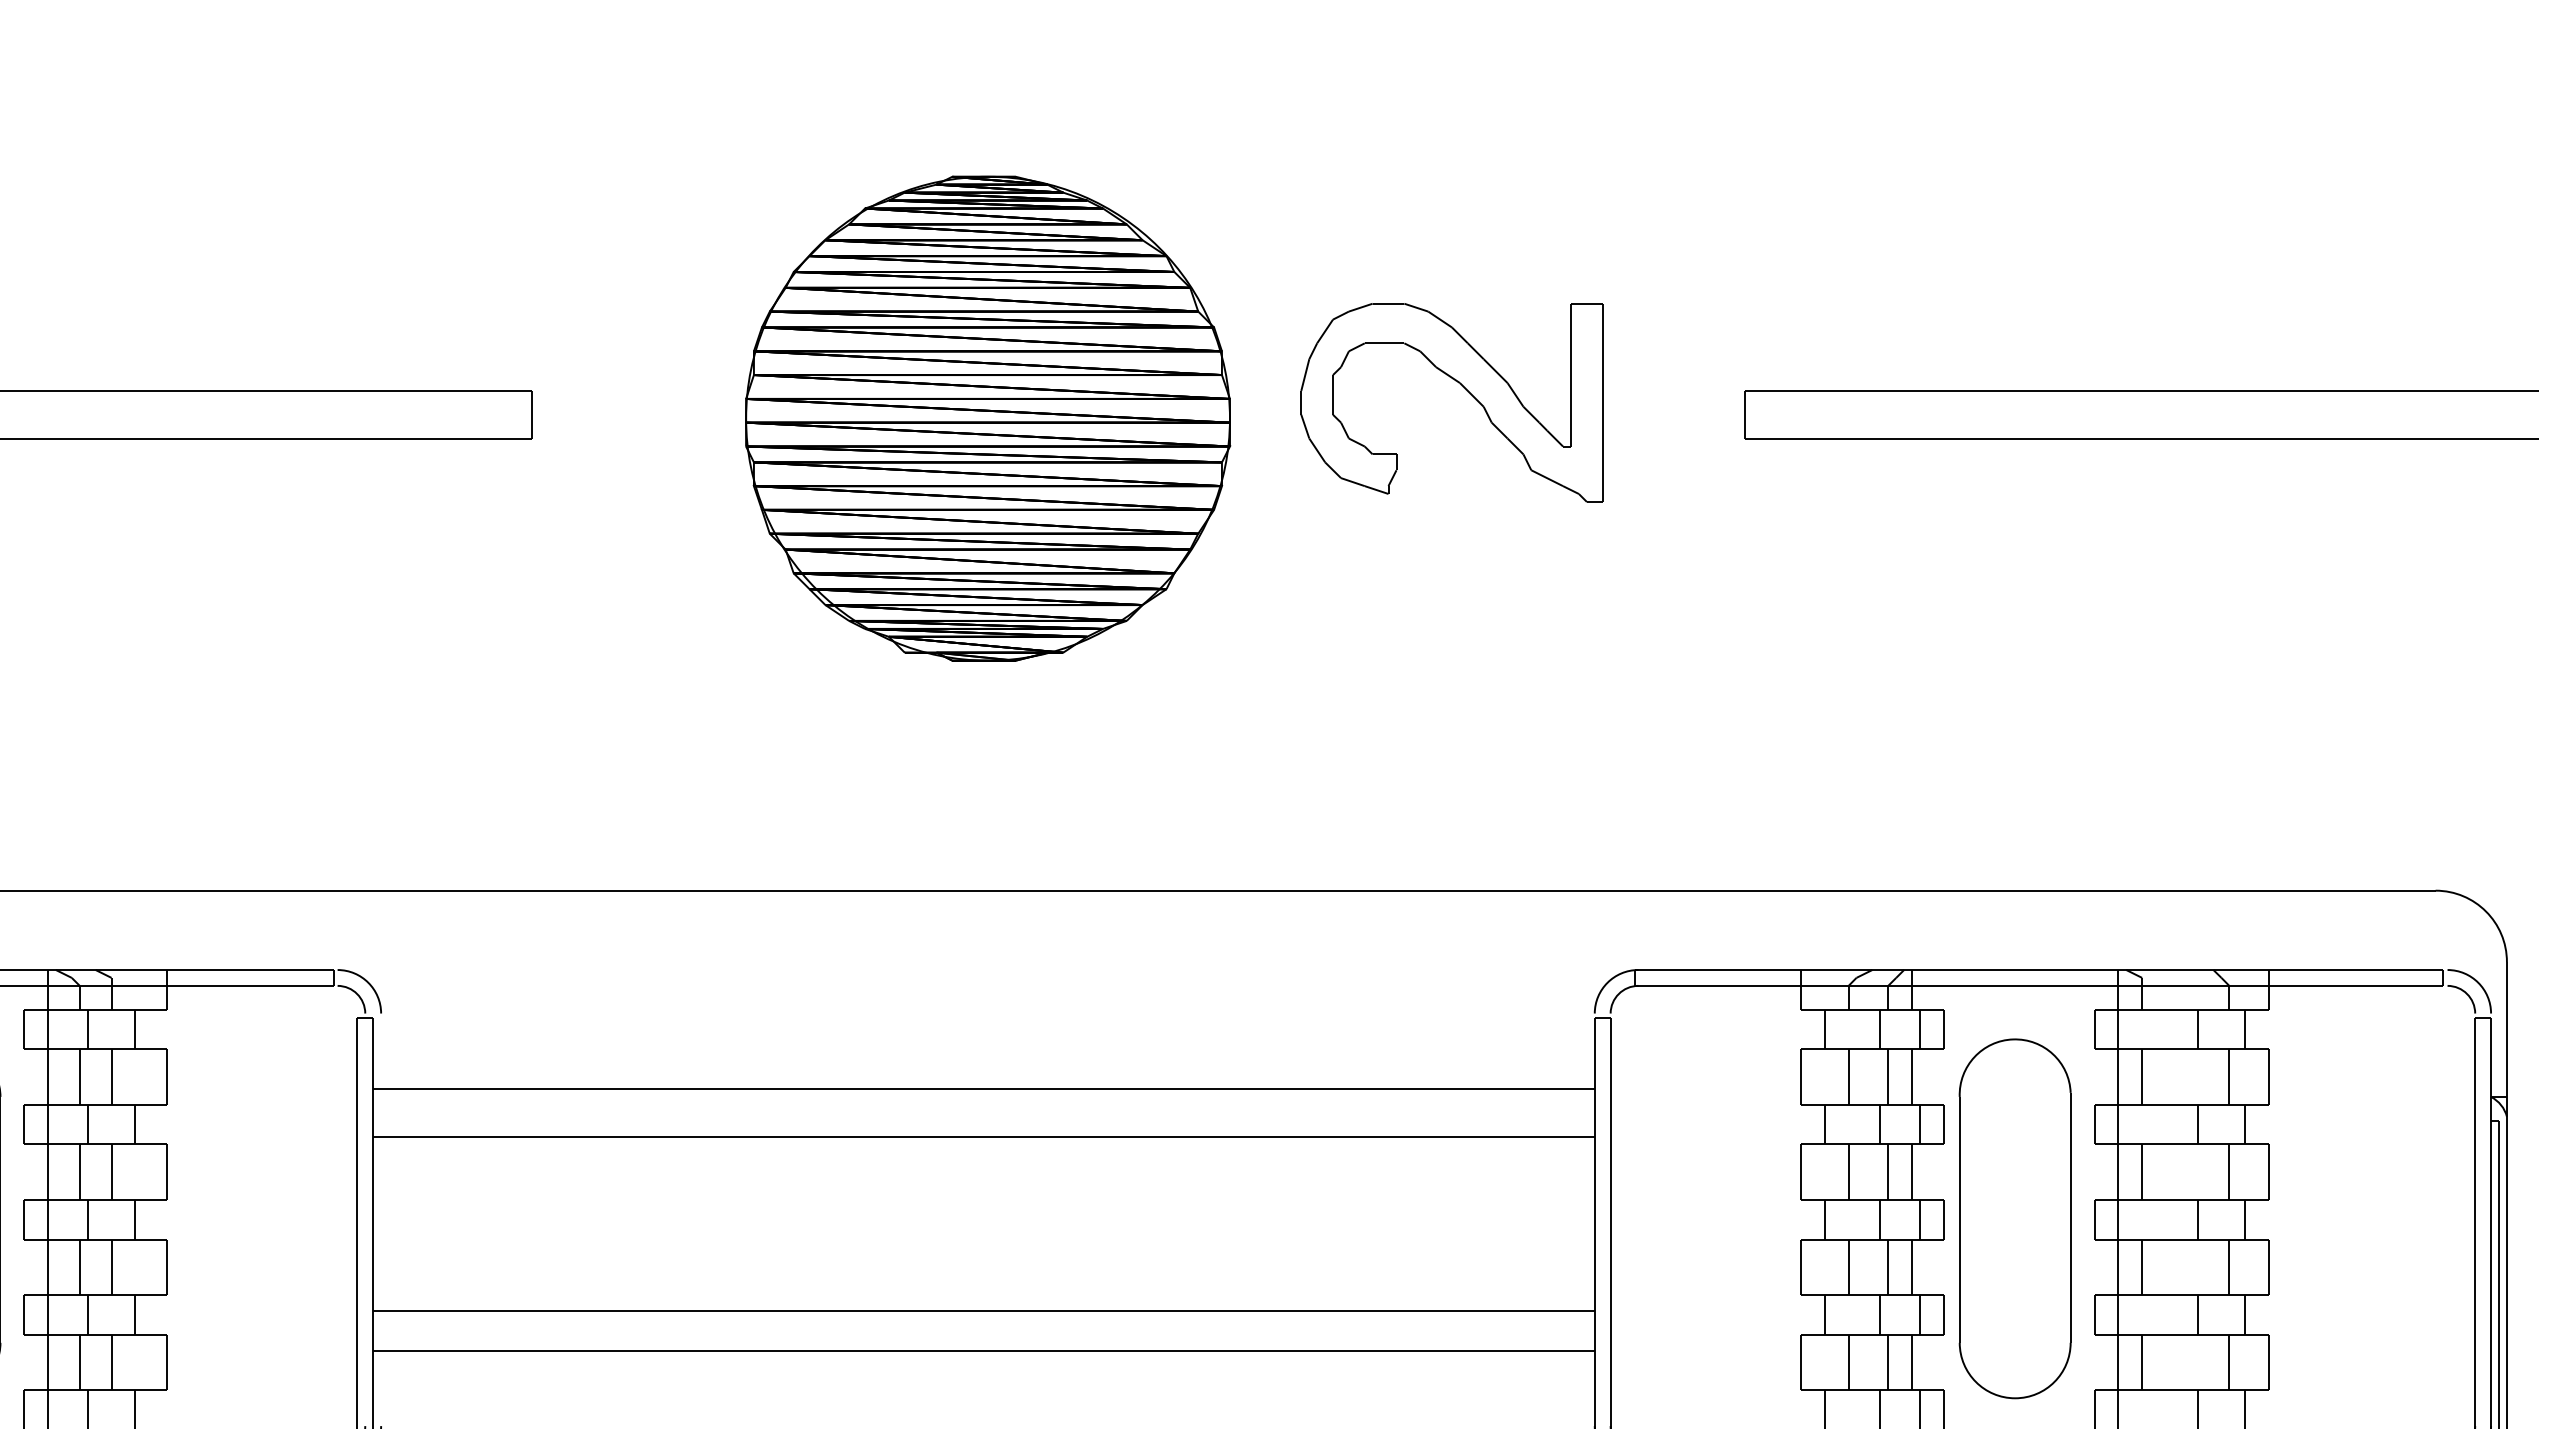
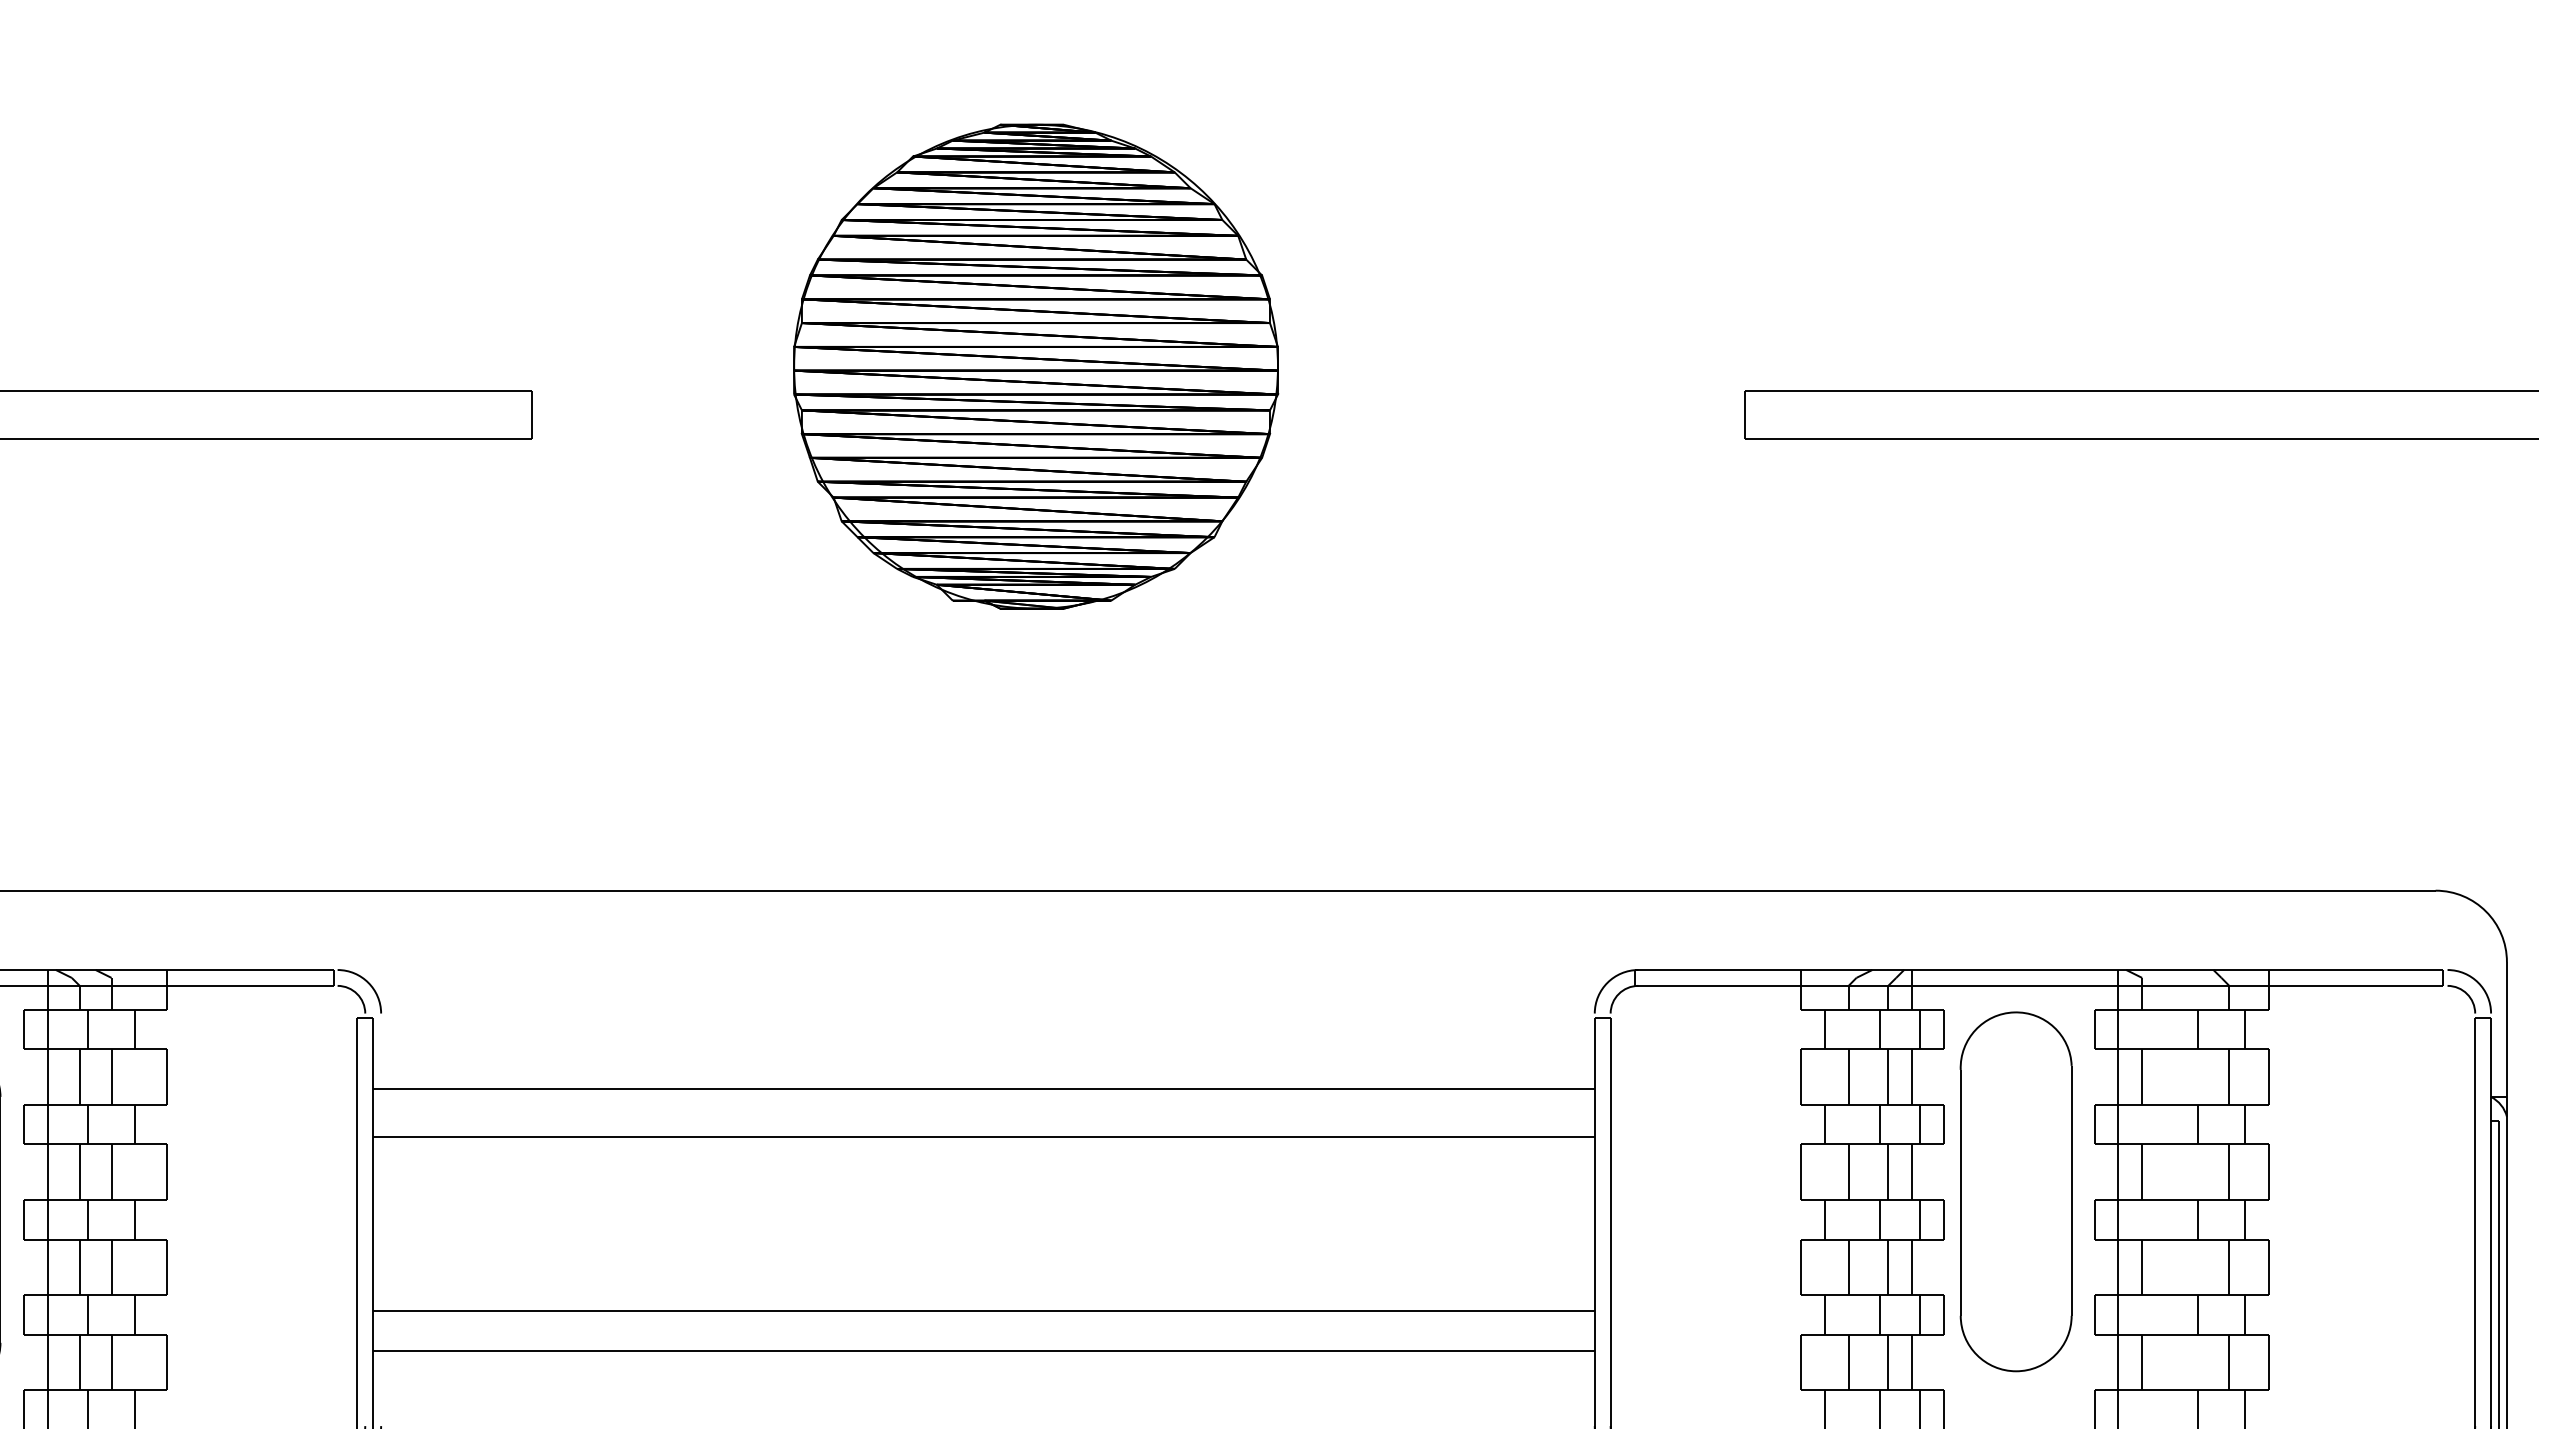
part: present -> none (1464, 388)
part position: (988, 418) -> (1036, 366) (1036, 366)
part position: (2014, 1218) -> (2015, 1191) (2015, 1191)
